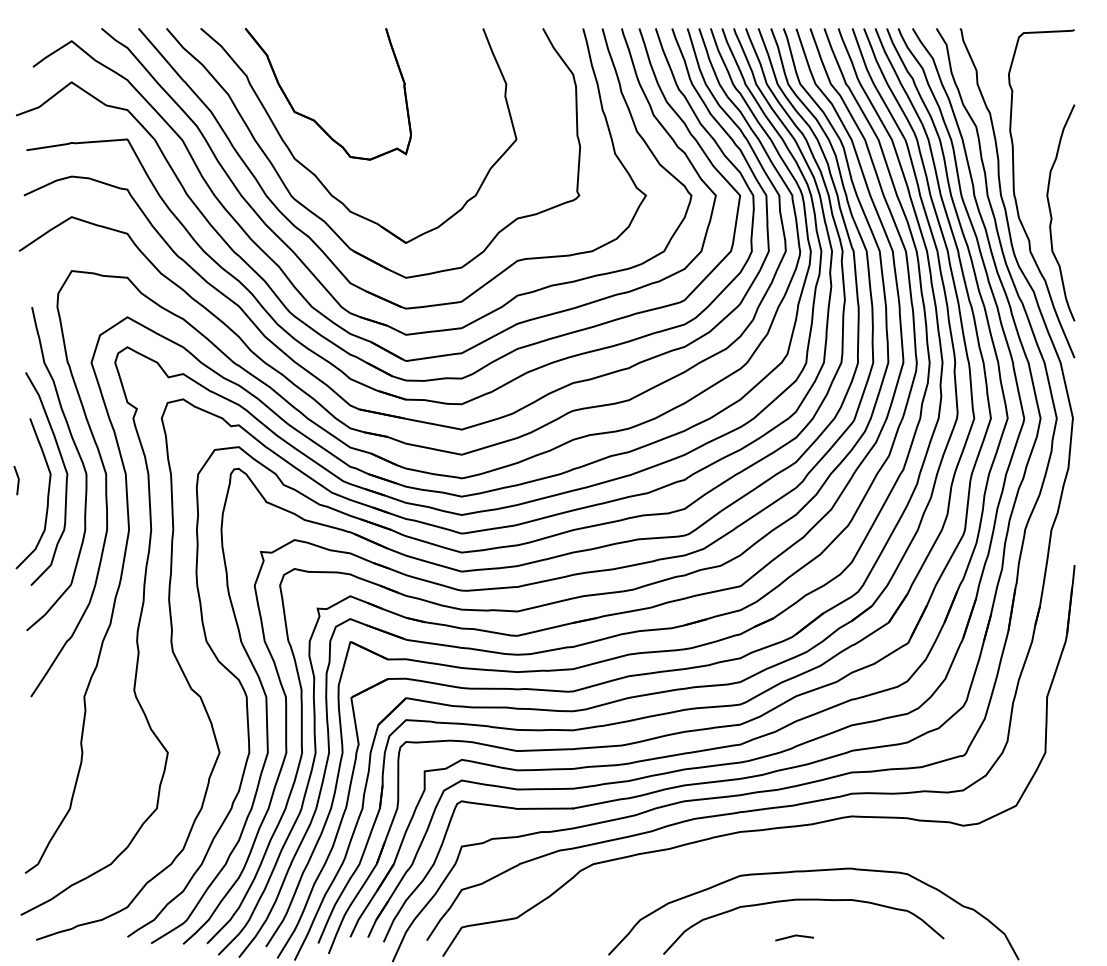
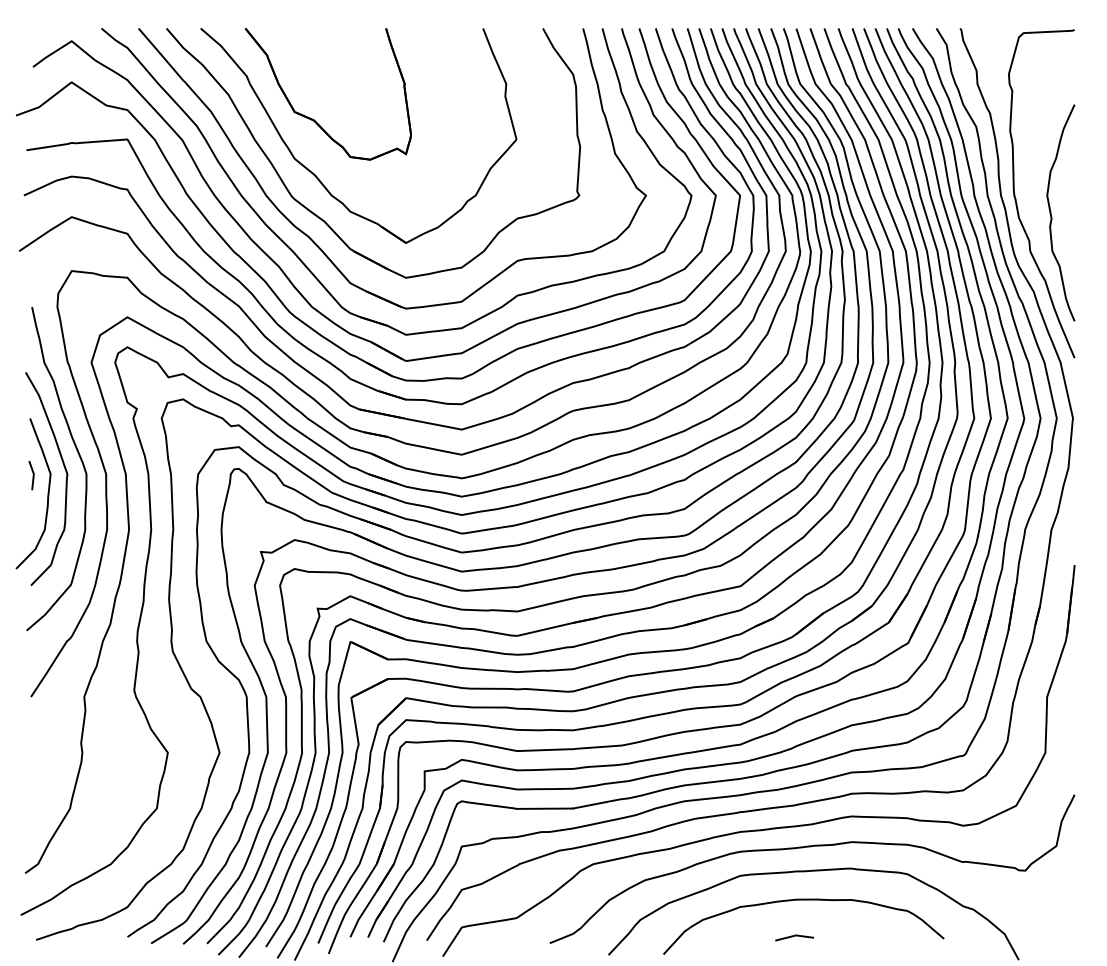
line position: (17, 480) -> (32, 475) (32, 475)
curve: none -> present (811, 847)
